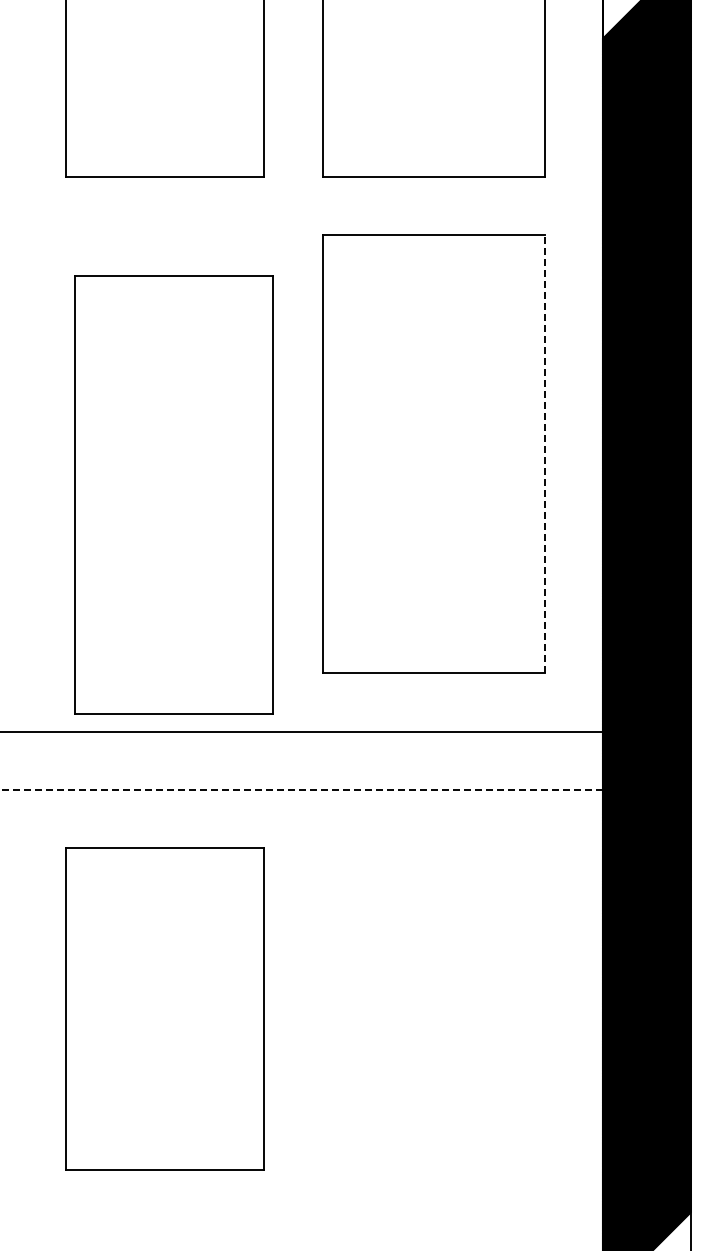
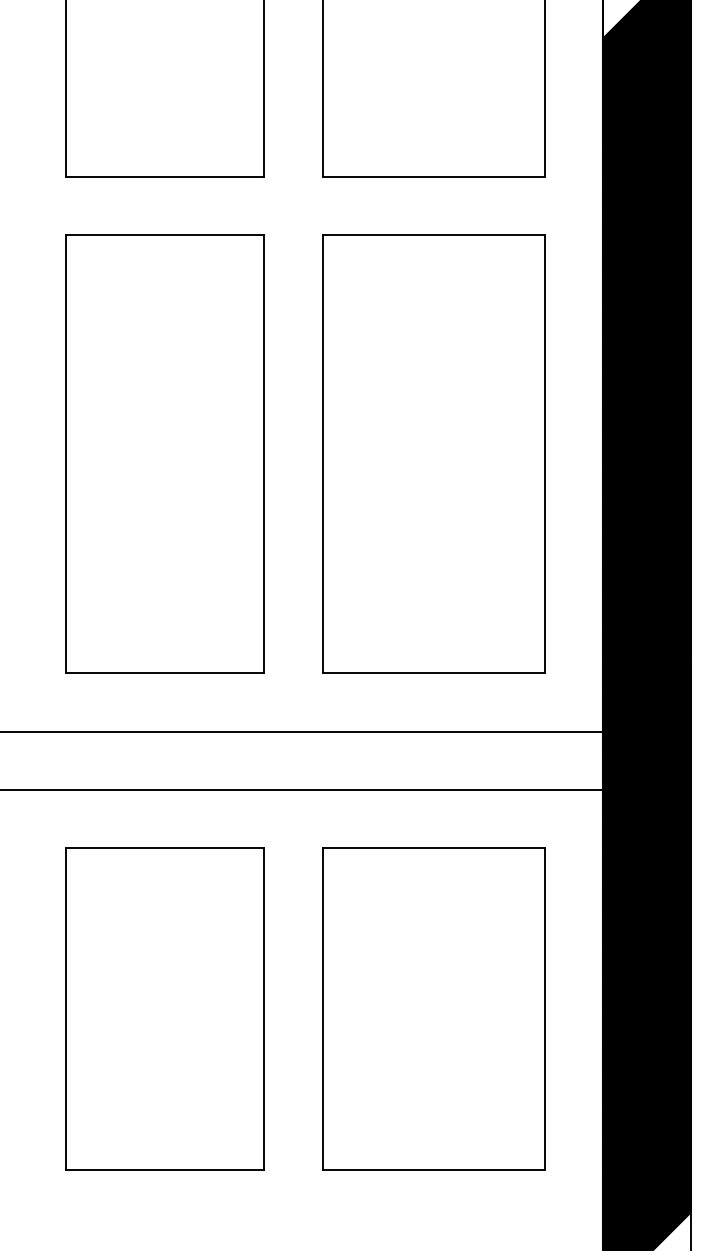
line: dashed -> solid (544, 453)
part position: (173, 494) -> (164, 453) (164, 453)
line: dashed -> solid (301, 790)
part: none -> present (433, 1008)
